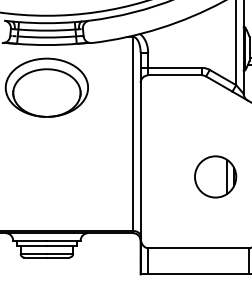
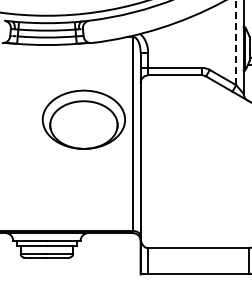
line: solid -> dashed (236, 42)
part position: (46, 87) -> (83, 119) (83, 119)
part: present -> none (215, 176)
